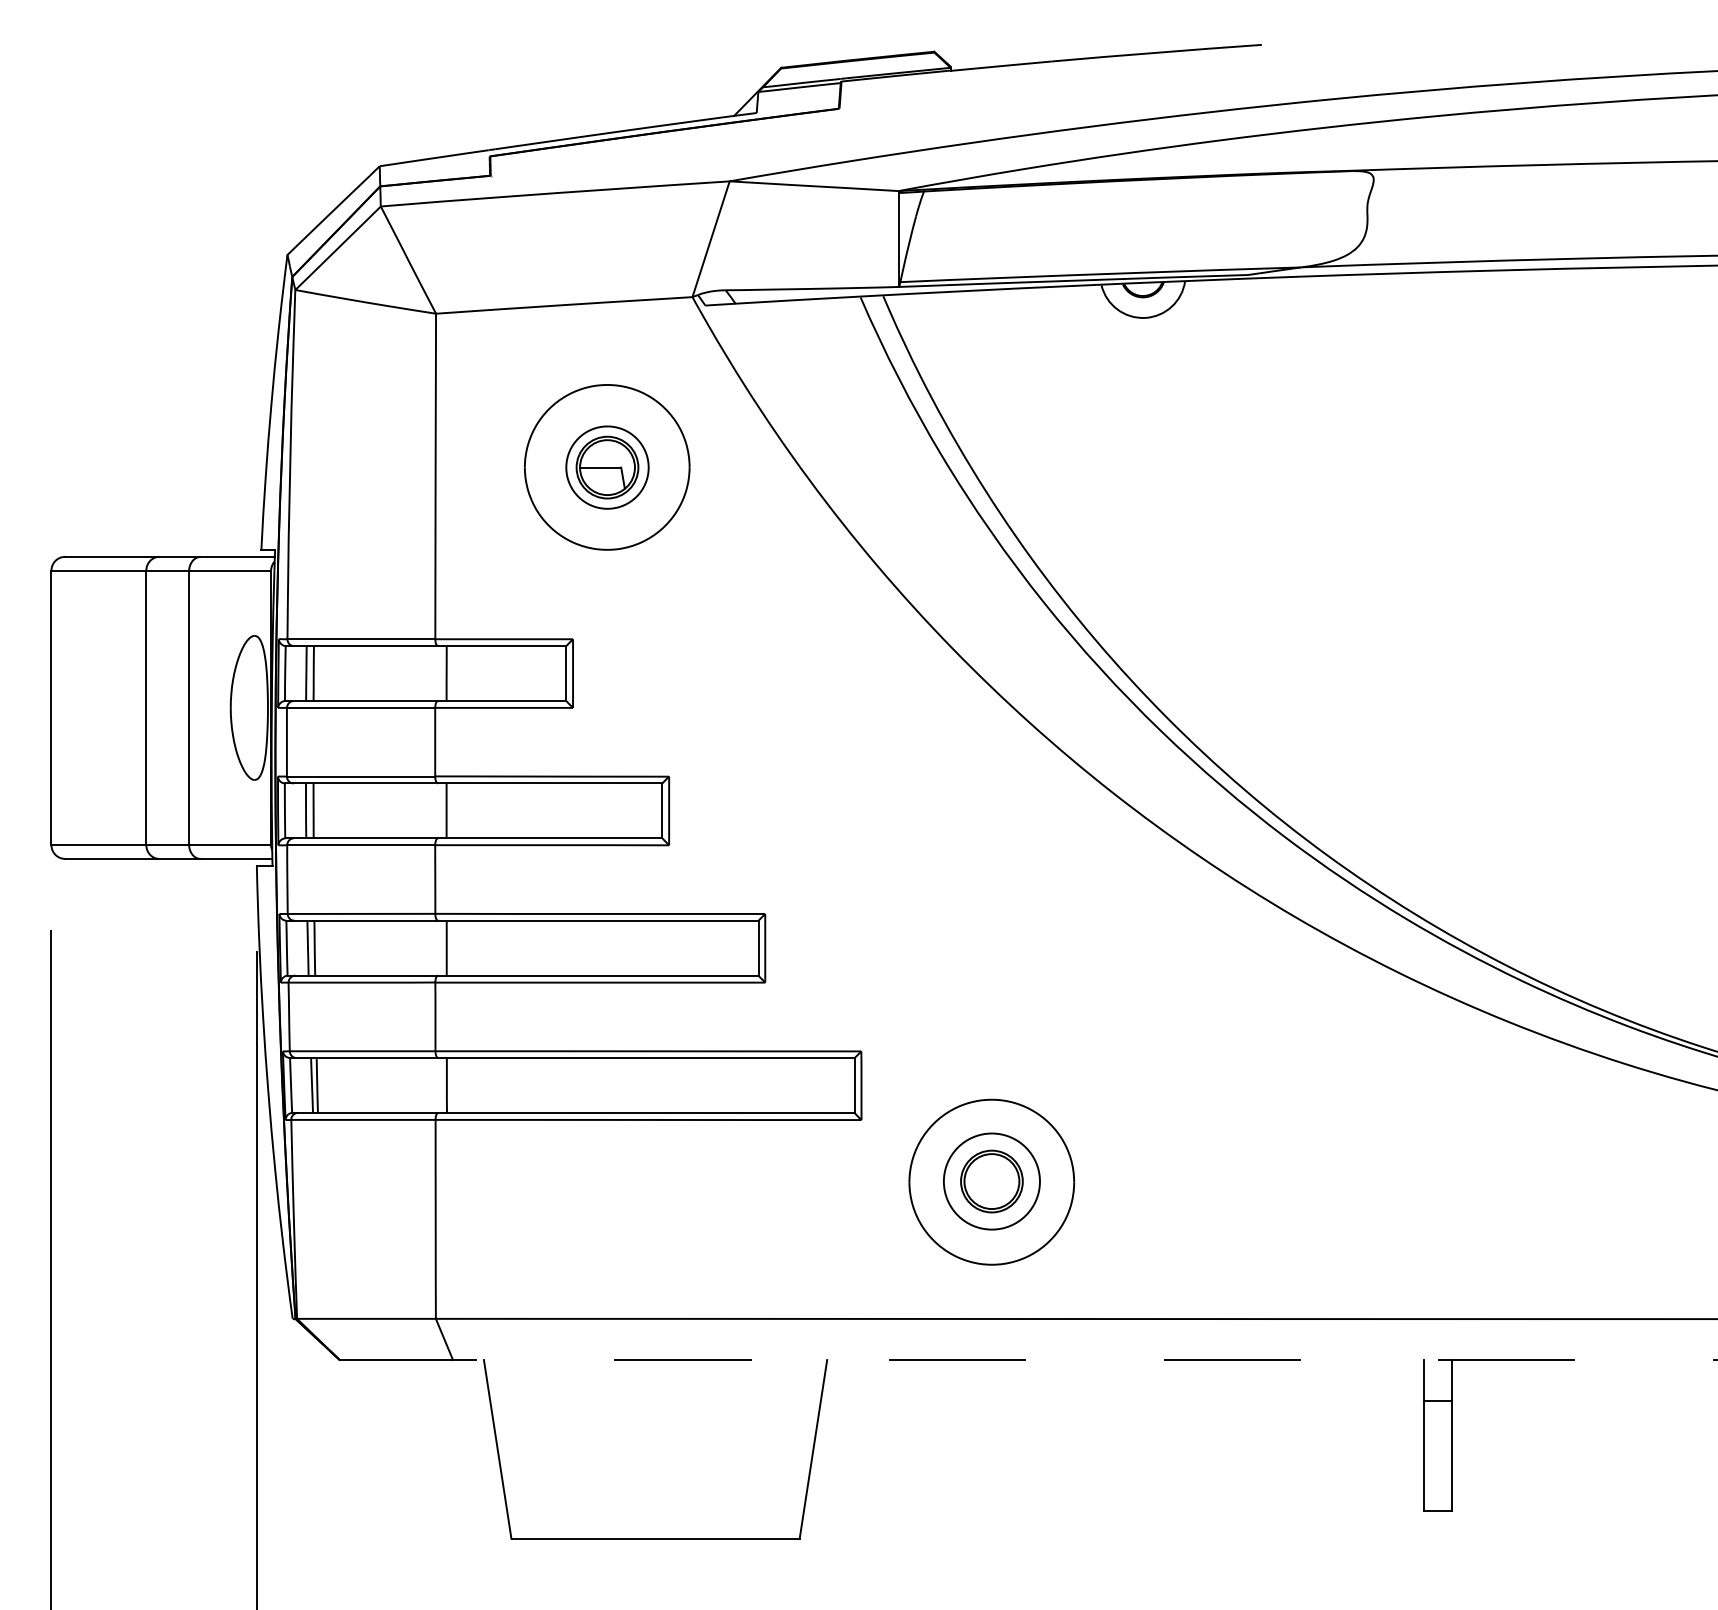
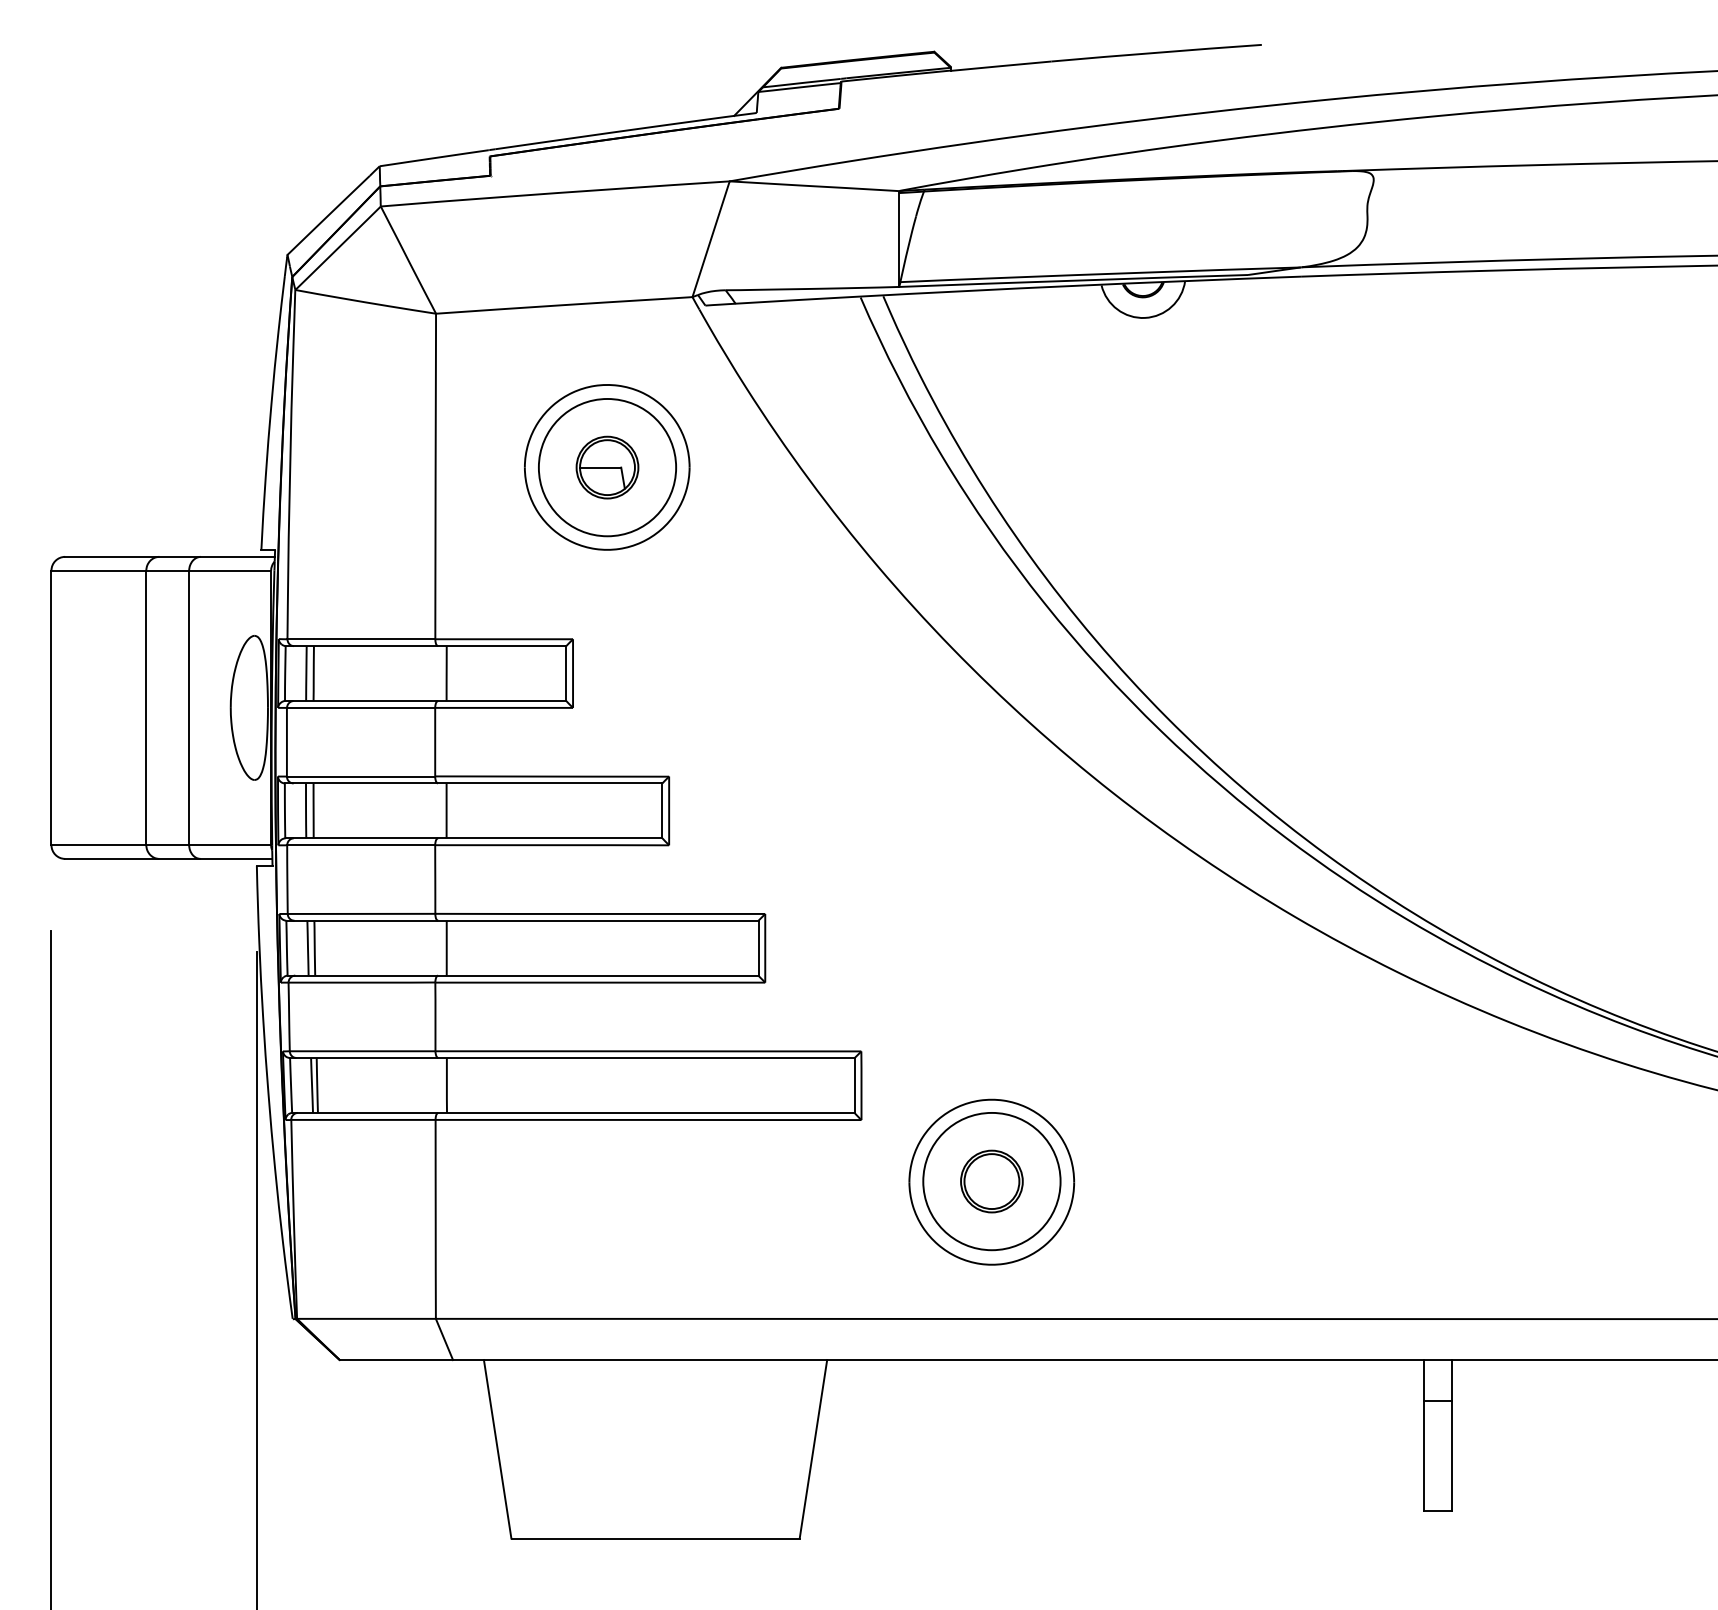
circle diameter: 82 px -> 137 px (607, 467)
circle diameter: 96 px -> 137 px (991, 1181)
line: dashed -> solid (1028, 1360)
